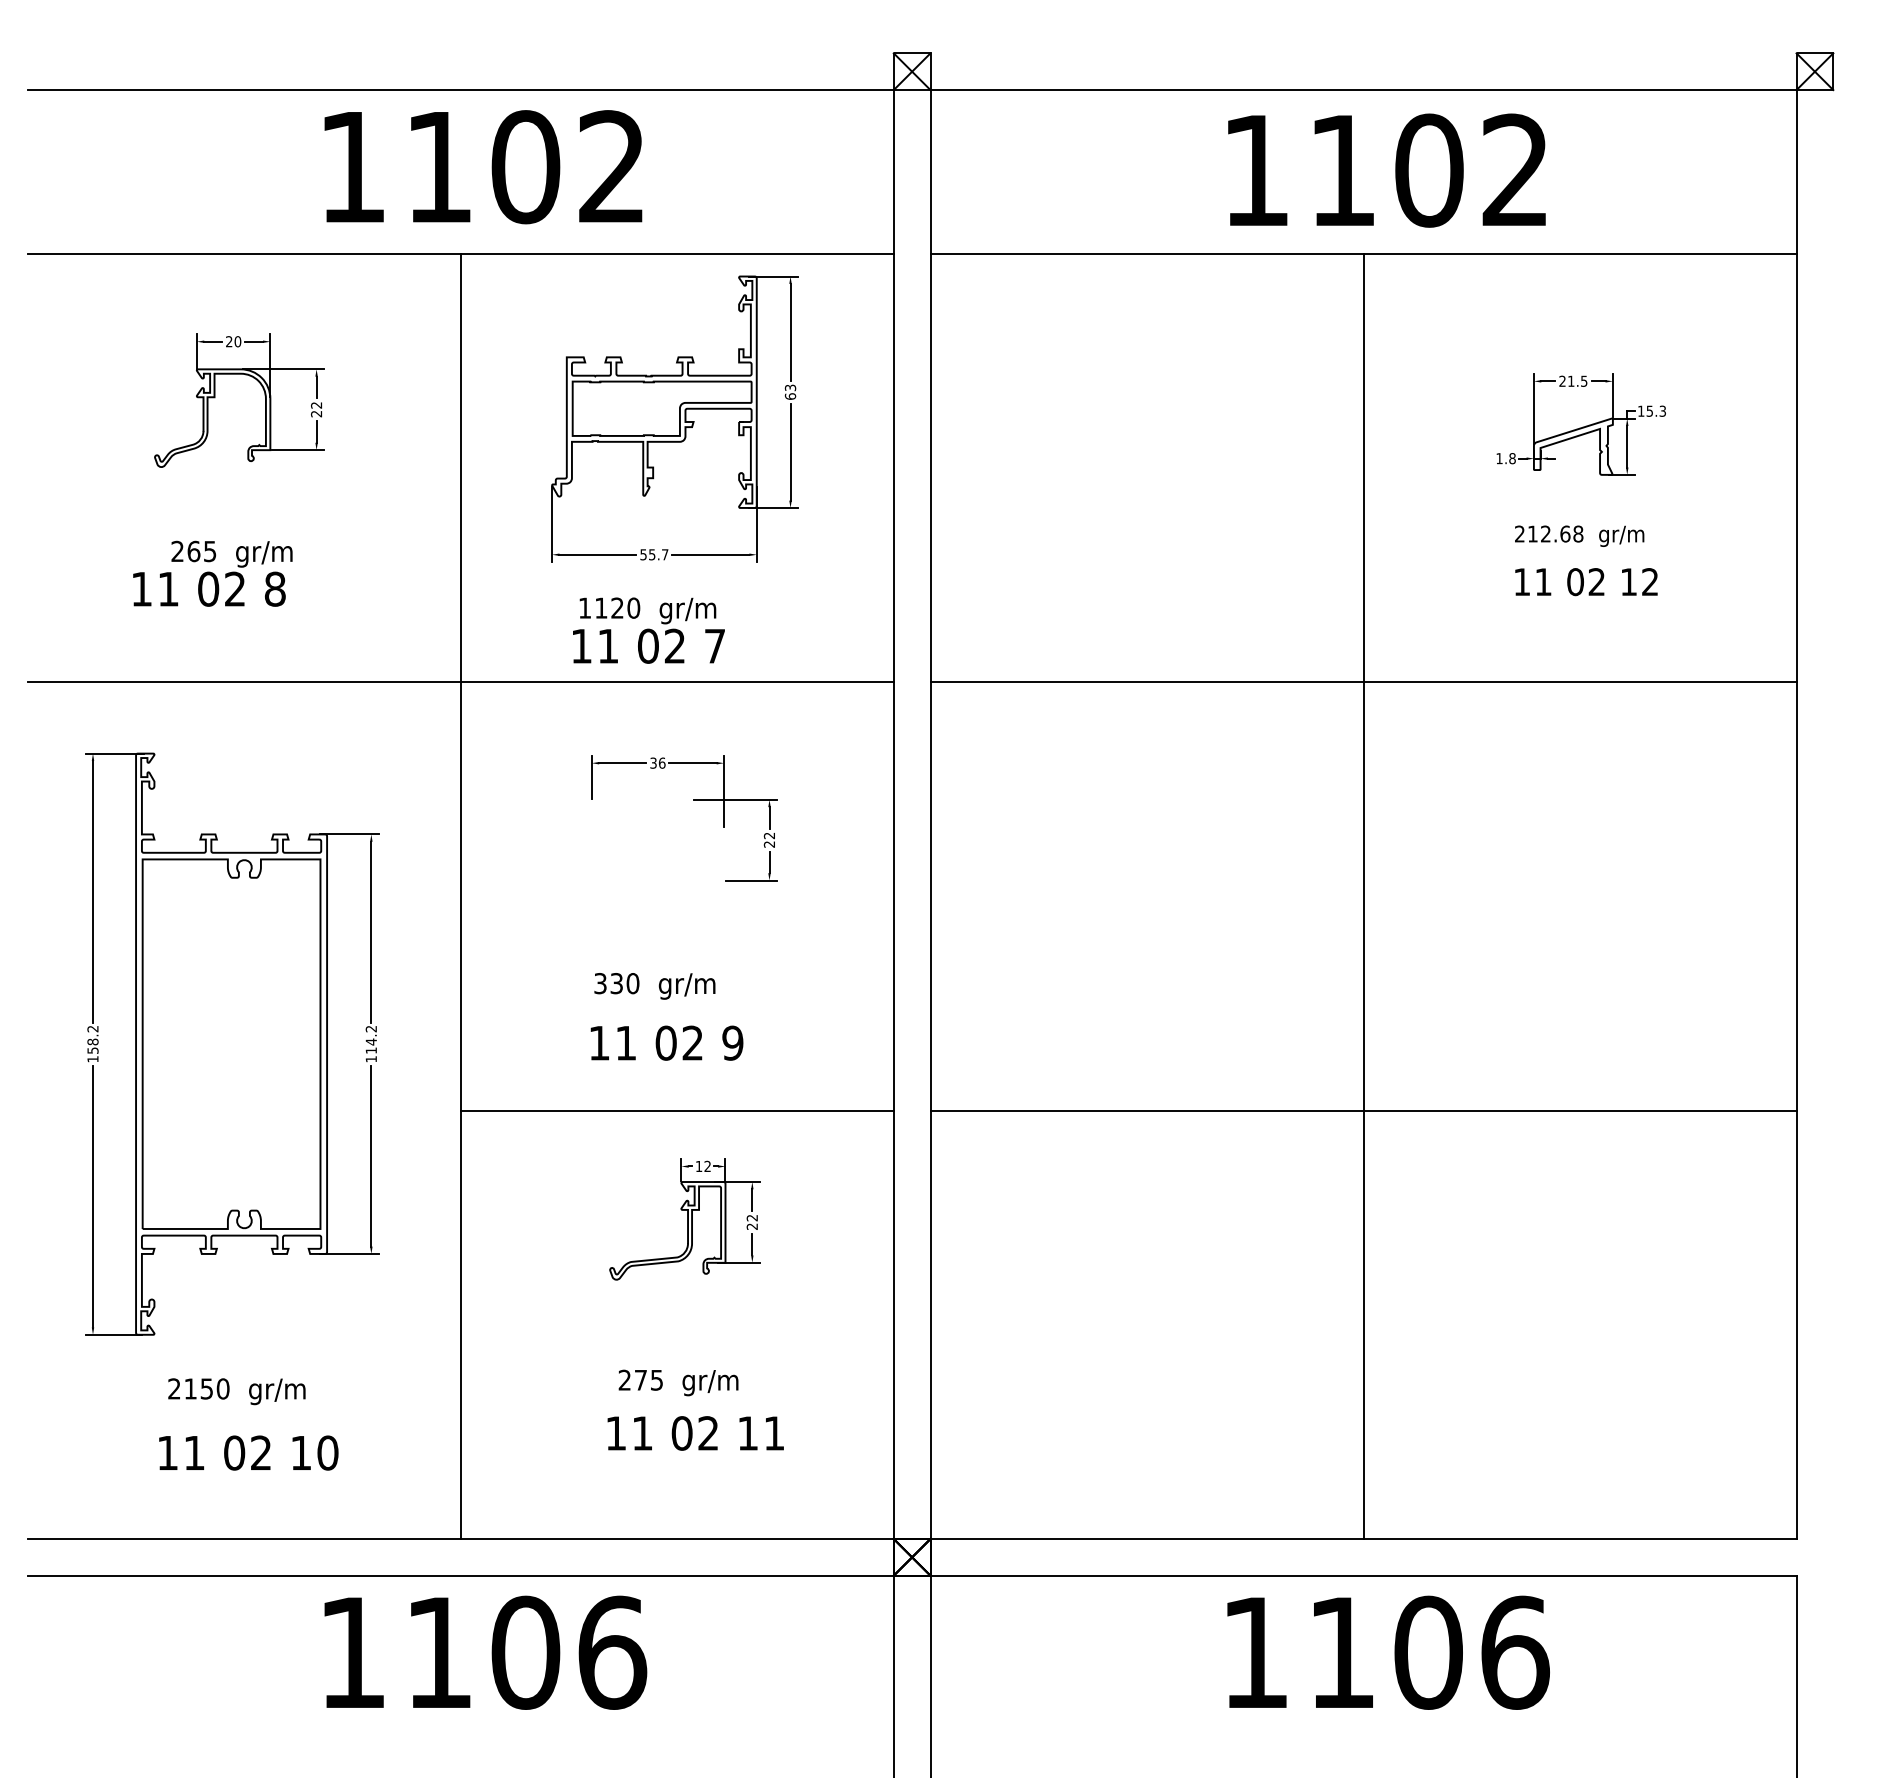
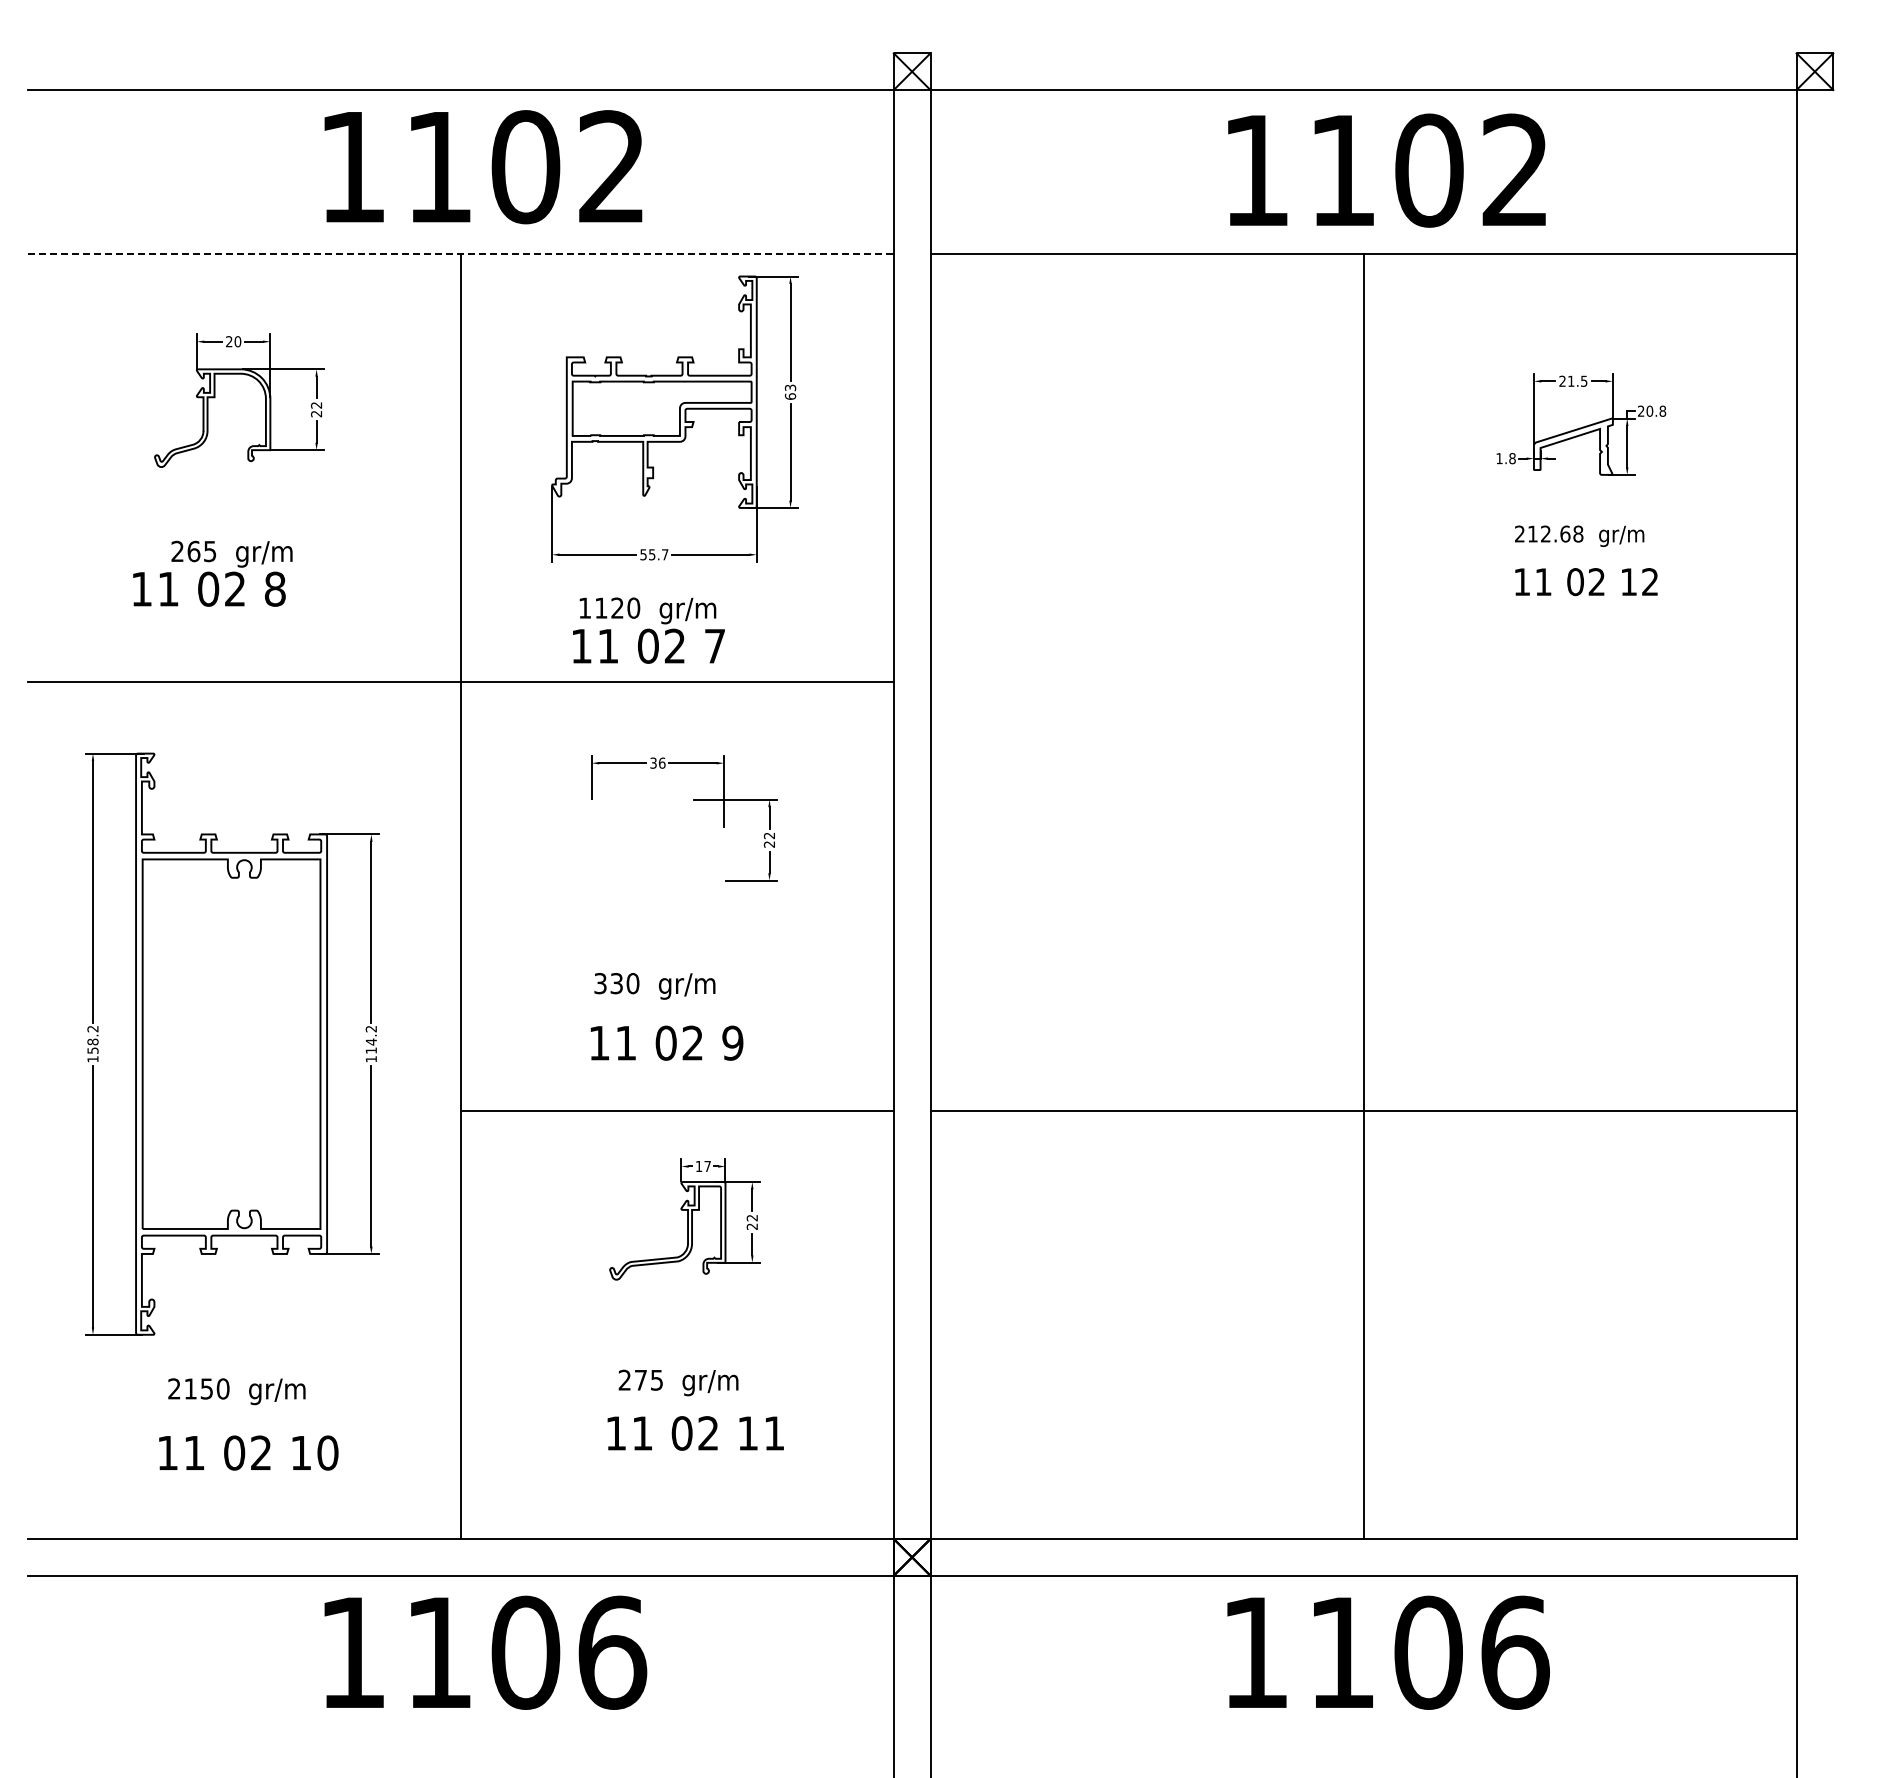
line: solid -> dashed (461, 253)
text: 15.3 -> 20.8 (1652, 410)
line: present -> none (1363, 682)
text: 12 -> 17 (707, 1165)
